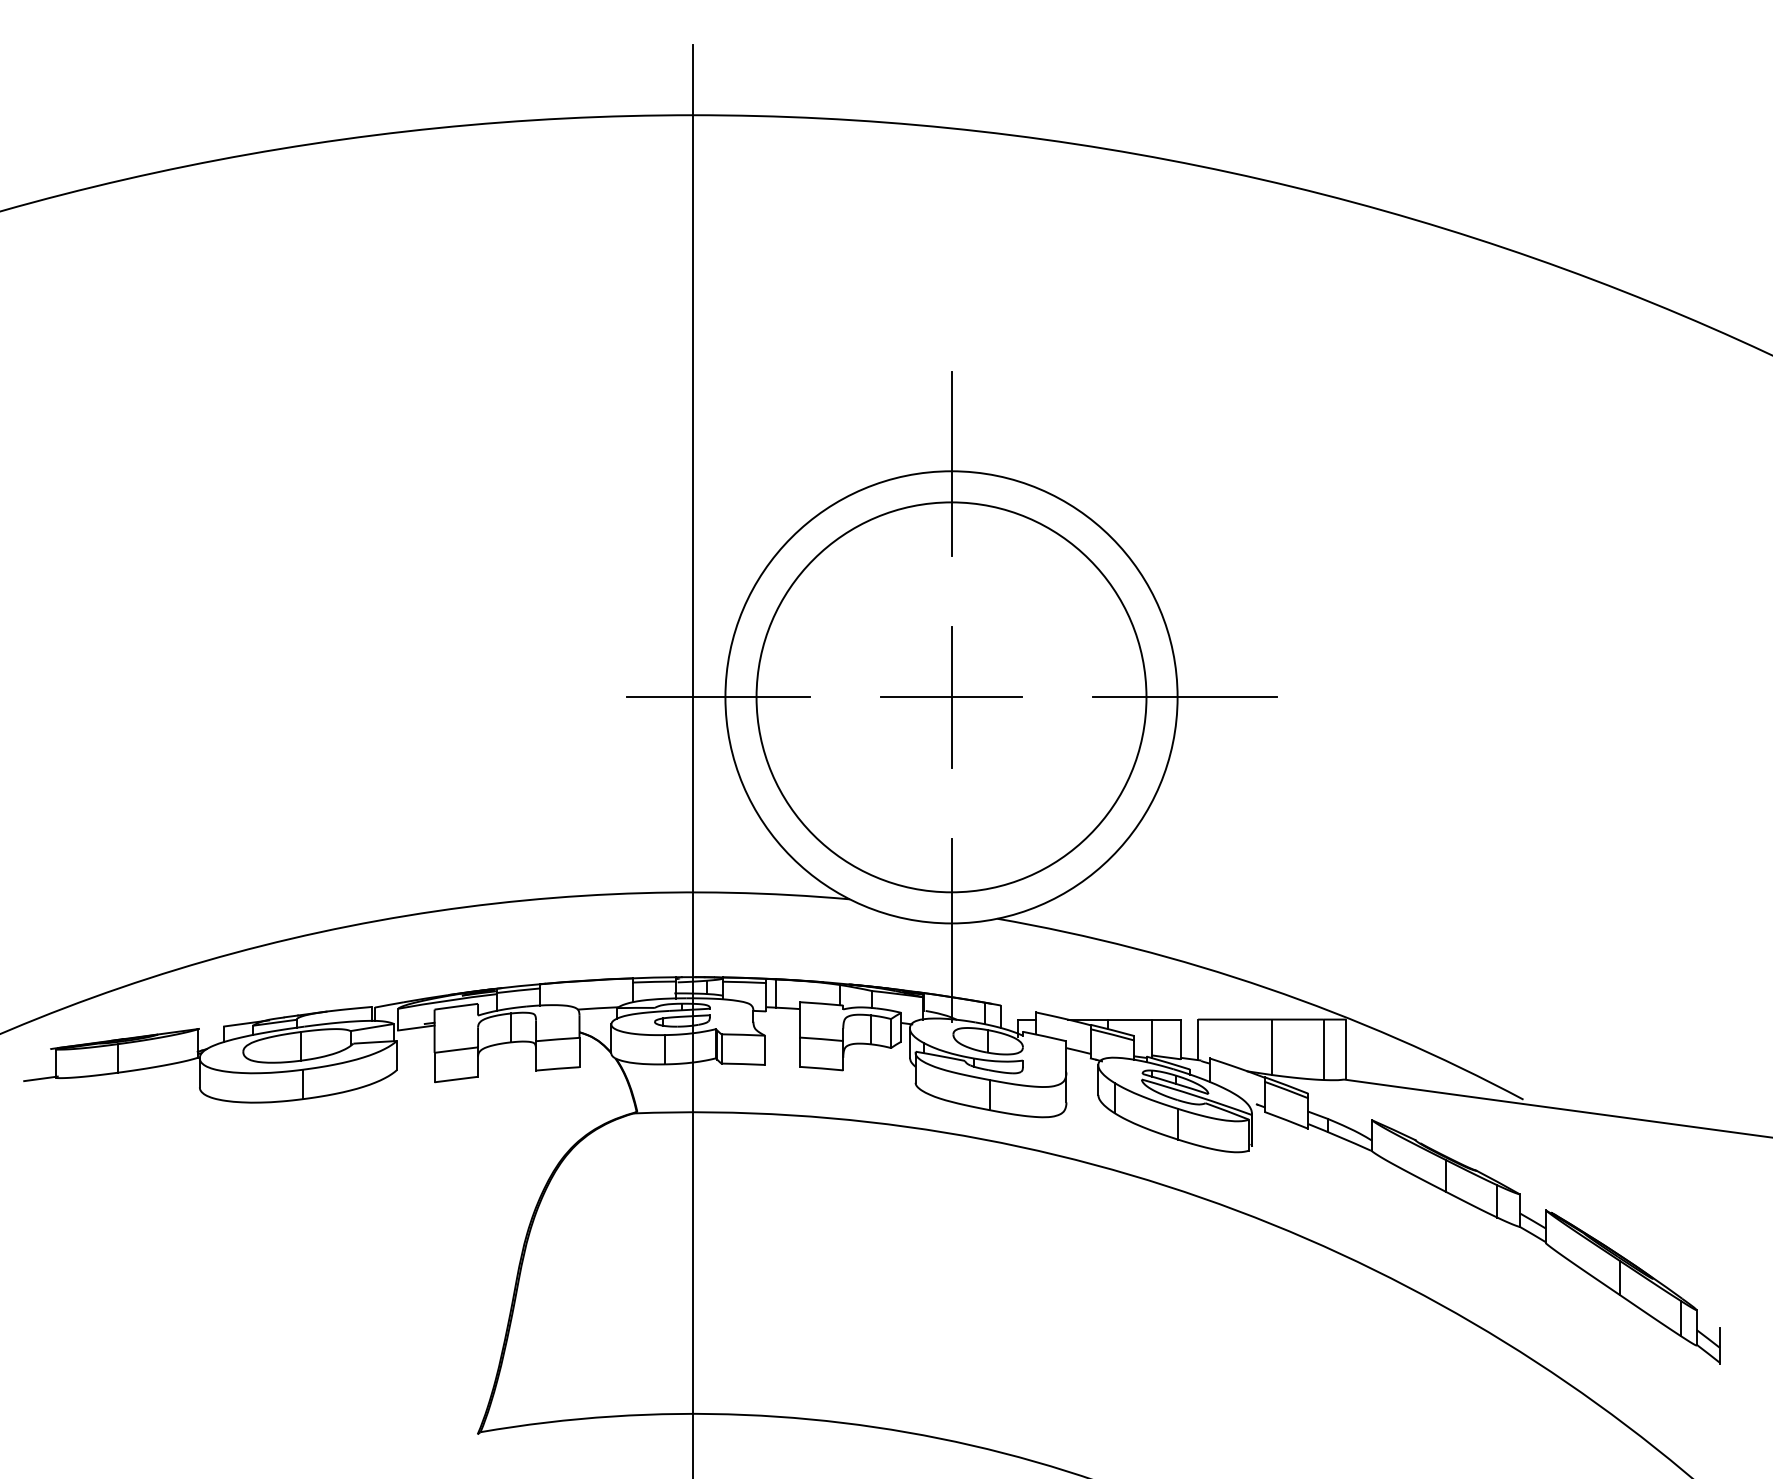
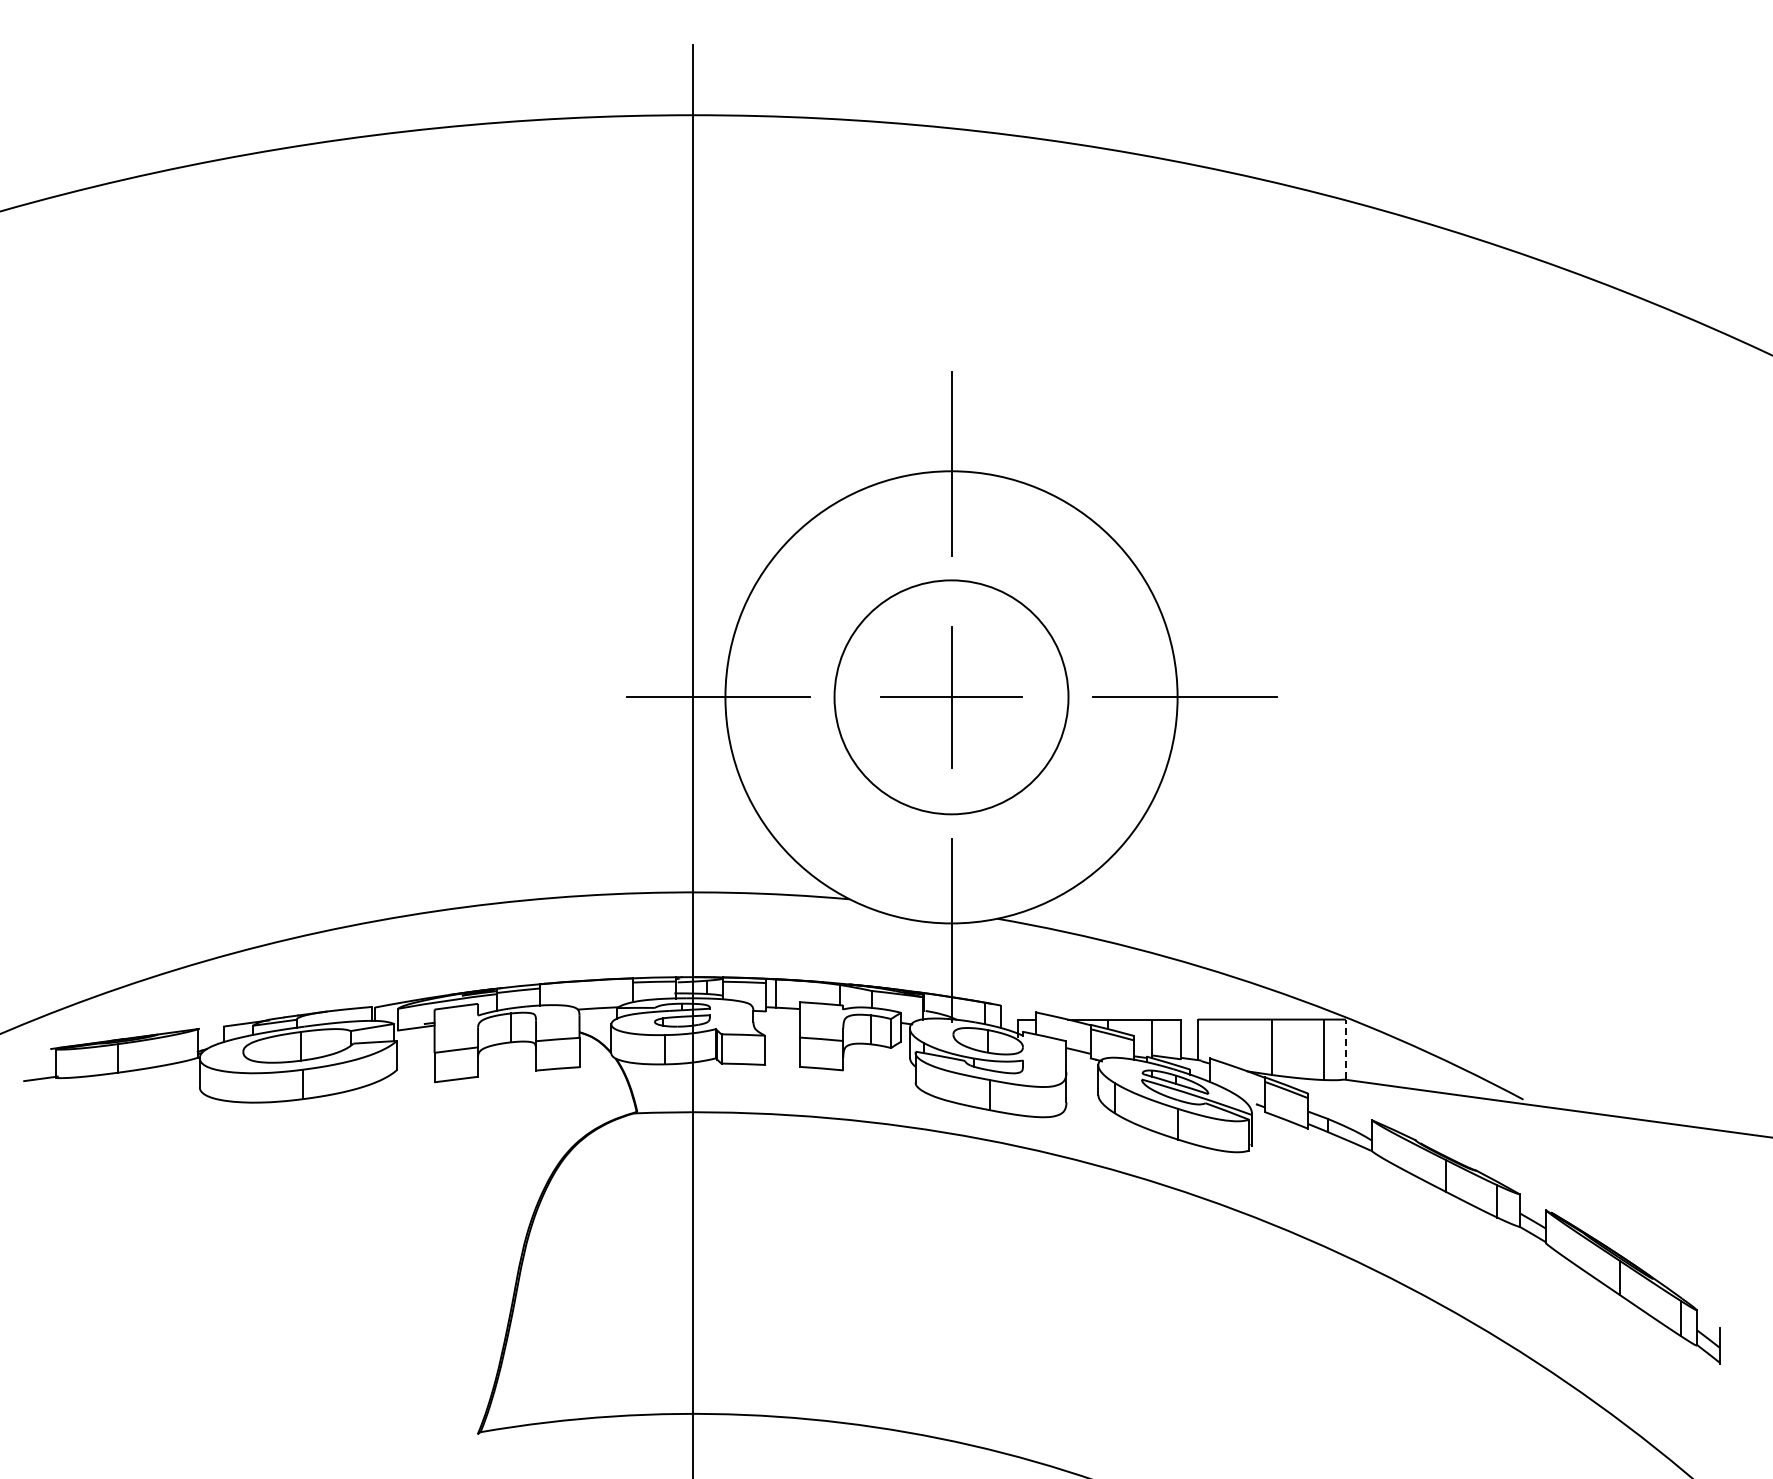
circle diameter: 390 px -> 234 px (951, 697)
line: solid -> dashed (1345, 1049)
